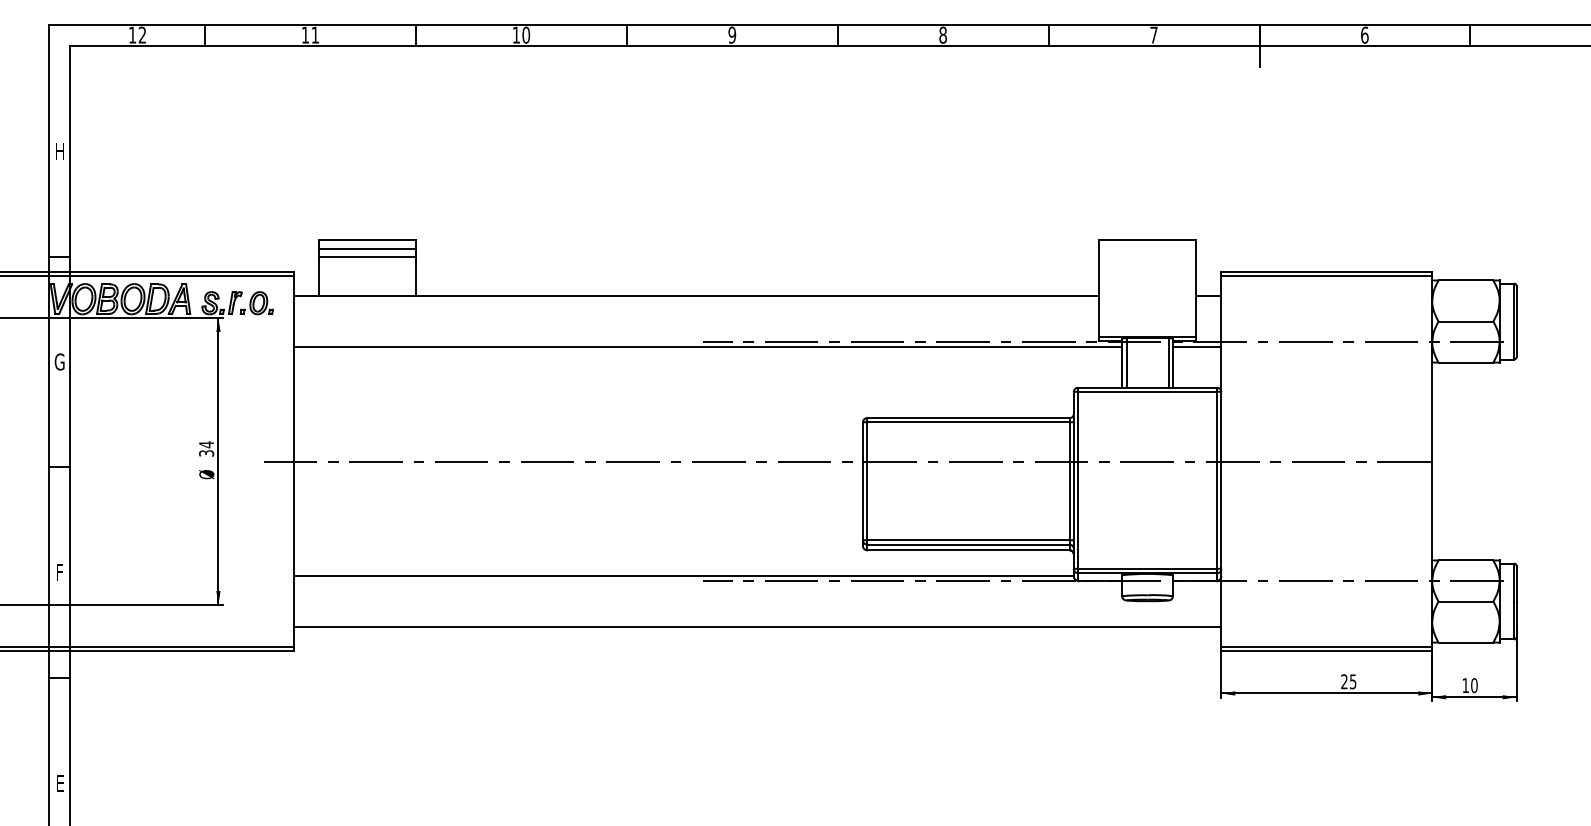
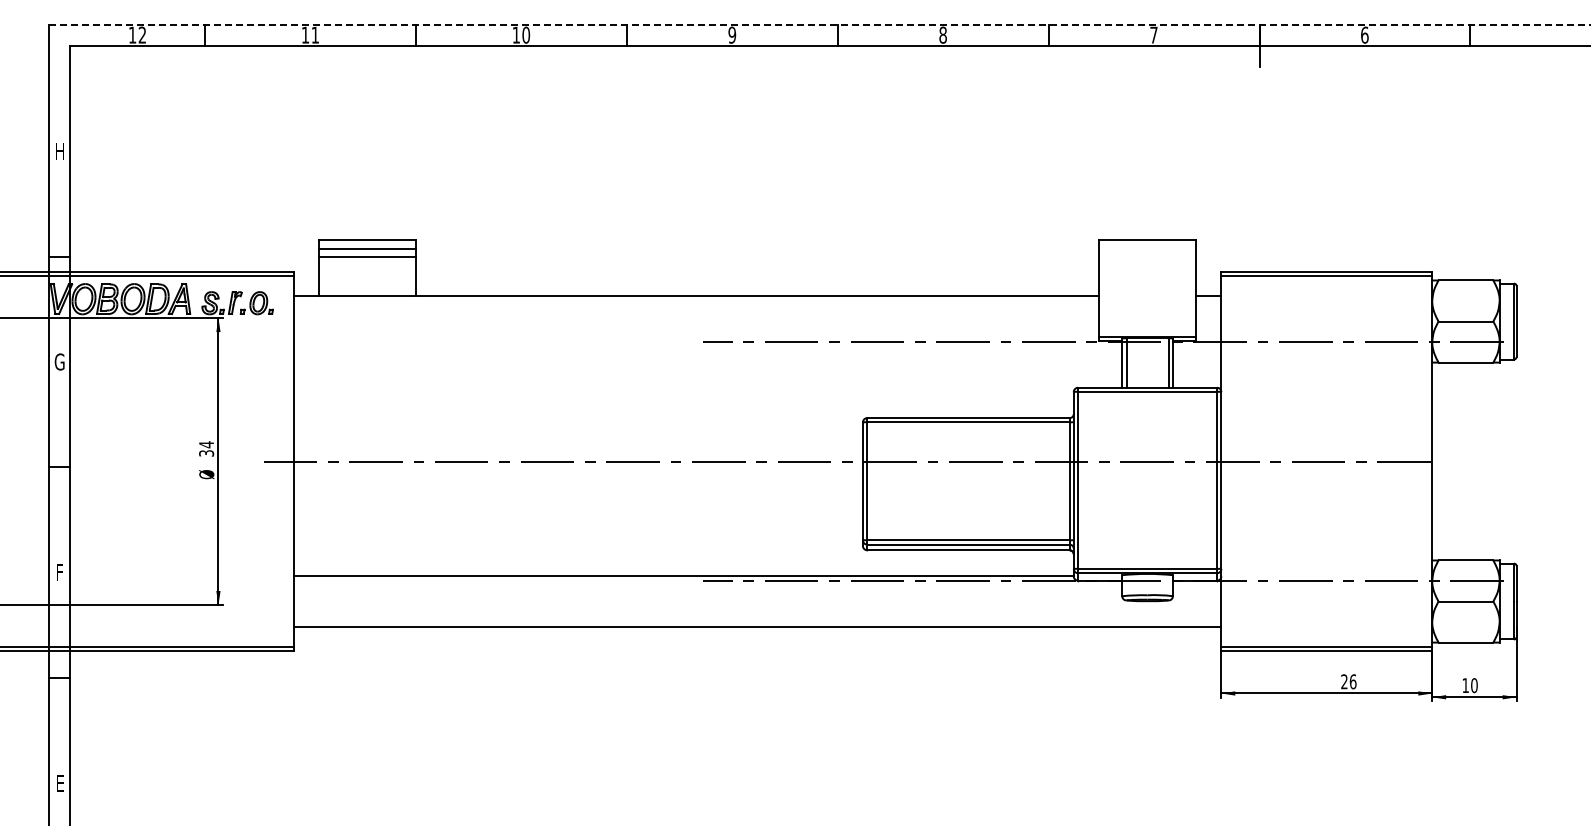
line: solid -> dashed (820, 24)
line: present -> none (707, 346)
line: present -> none (1196, 346)
text: 25 -> 26 (1352, 681)
